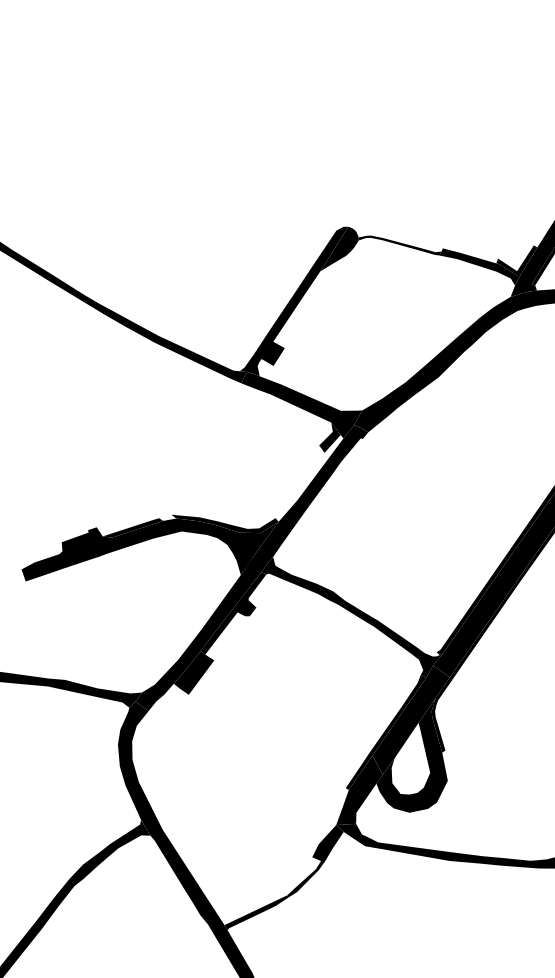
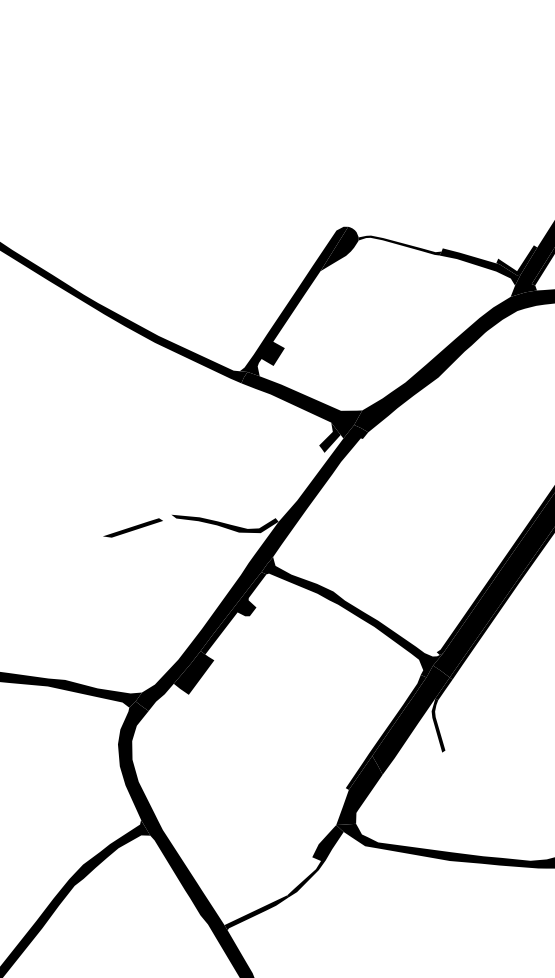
fill: present -> none (149, 549)
fill: present -> none (411, 755)
